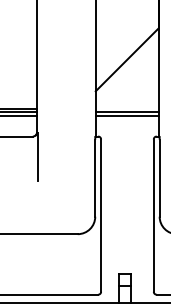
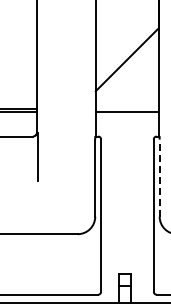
line: present -> none (19, 116)
line: present -> none (127, 116)
line: solid -> dashed (159, 178)
